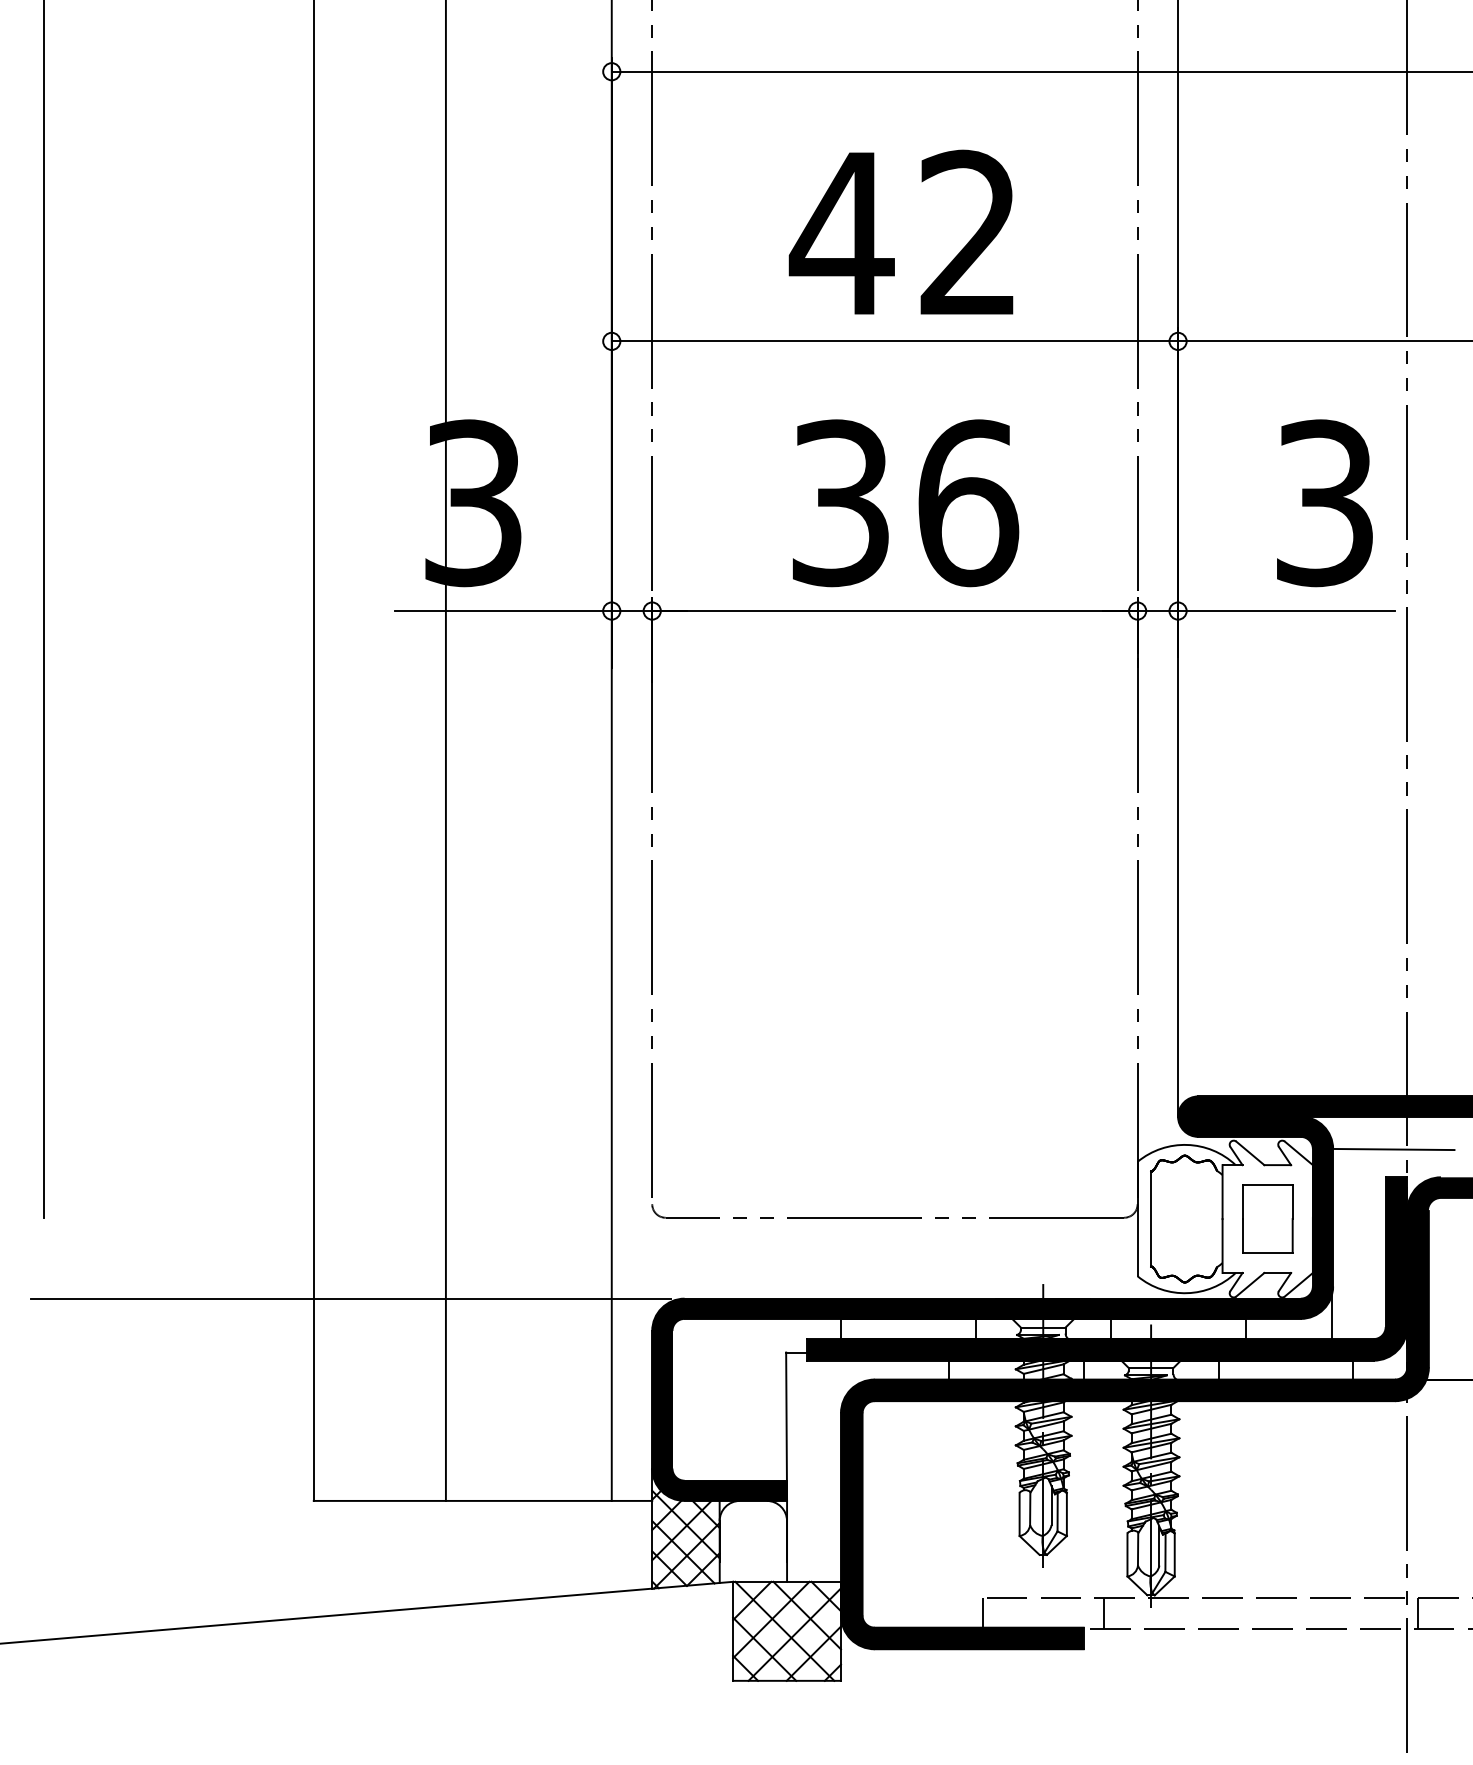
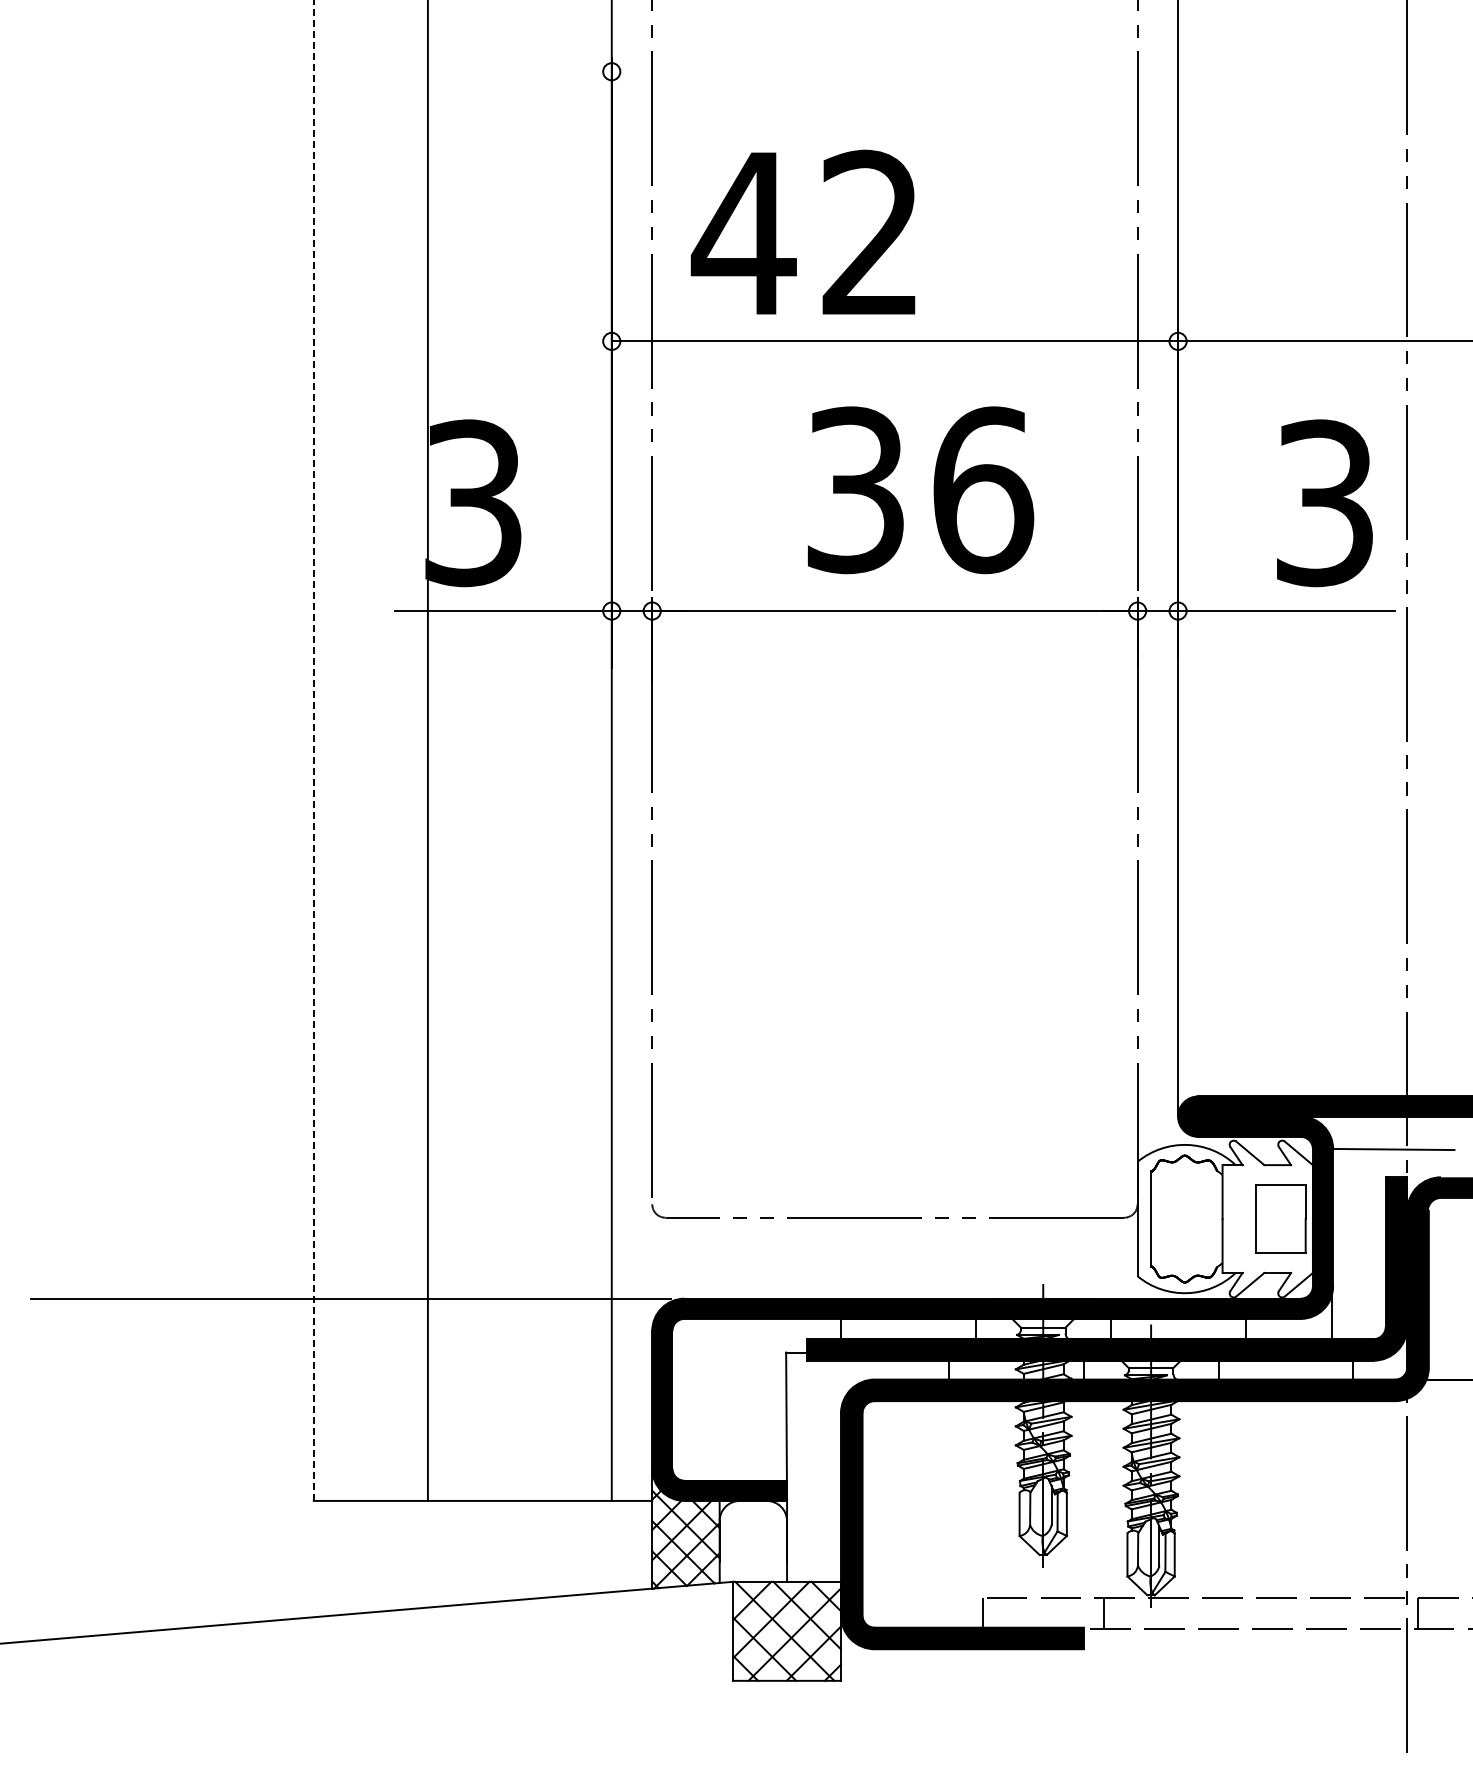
line: present -> none (1040, 71)
text position: (900, 231) -> (802, 231) (802, 231)
text position: (906, 503) -> (921, 490) (921, 490)
line: present -> none (44, 609)
line: solid -> dashed (313, 750)
line position: (445, 751) -> (427, 751) (427, 751)
part position: (1267, 1218) -> (1280, 1218) (1280, 1218)
